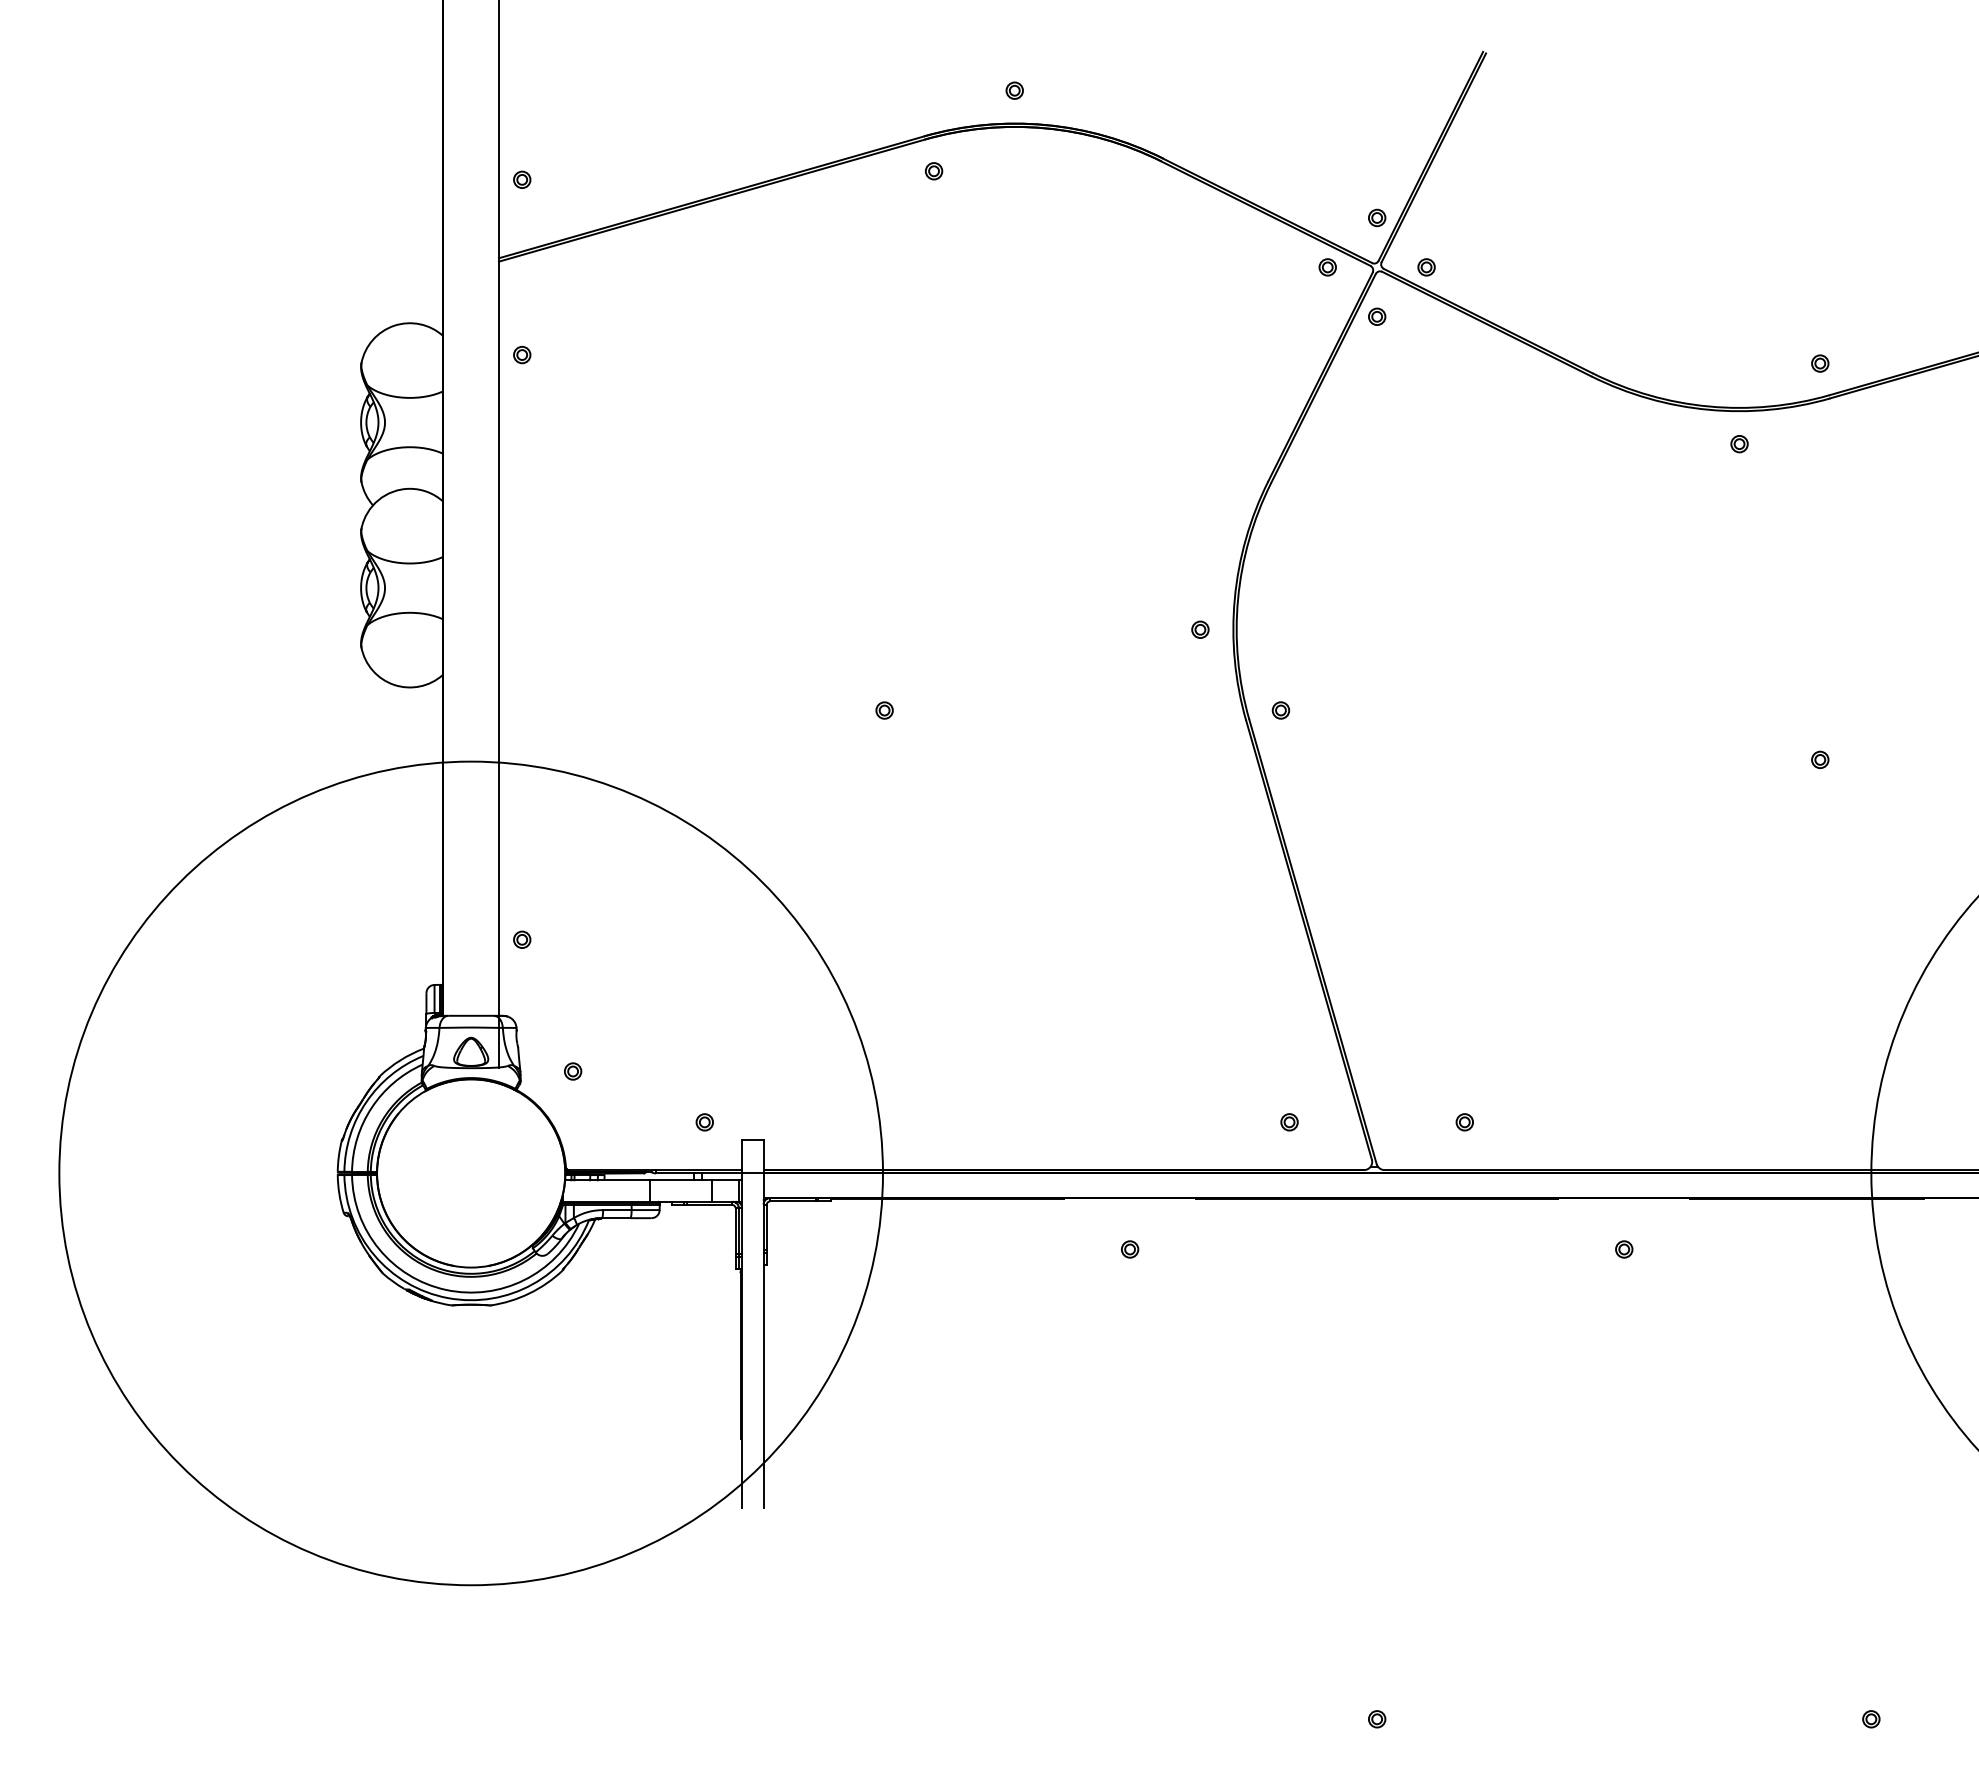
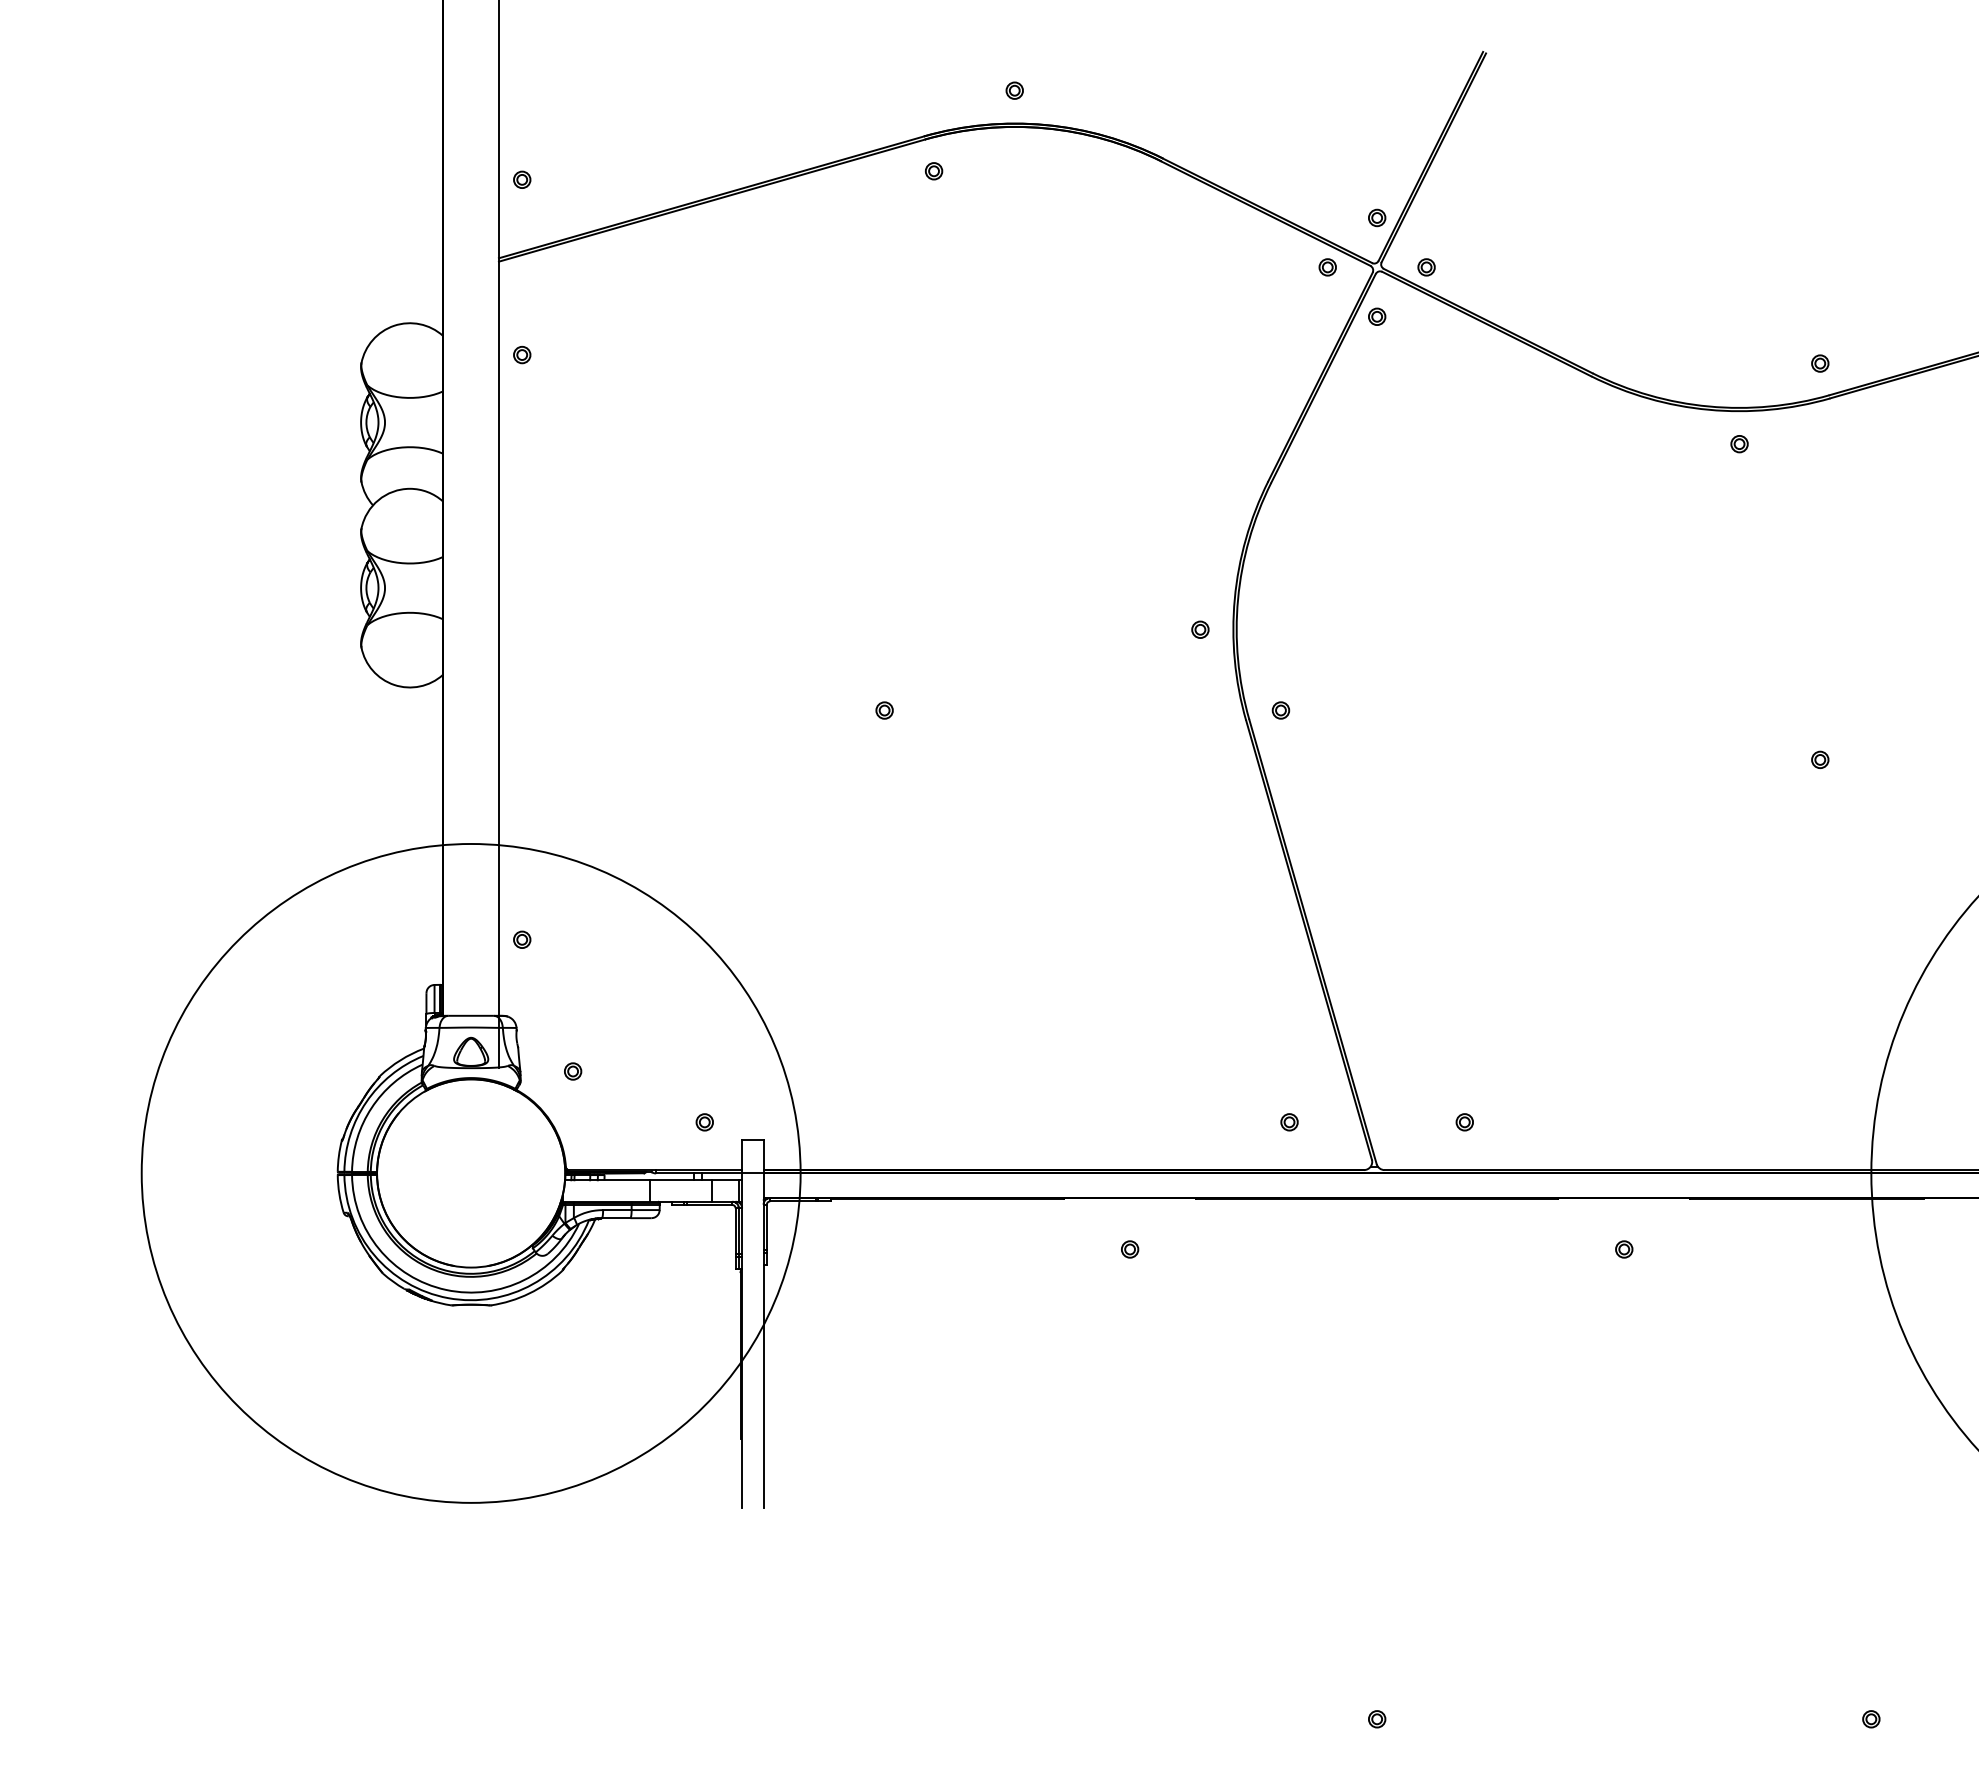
circle diameter: 824 px -> 659 px (470, 1172)
